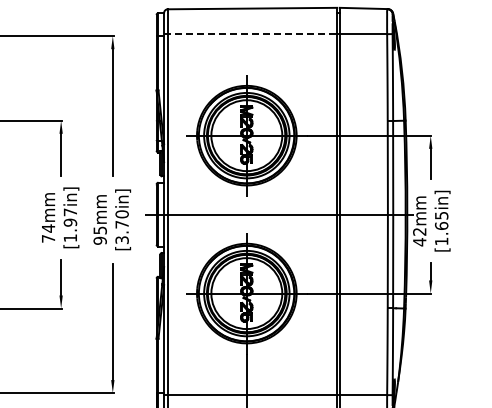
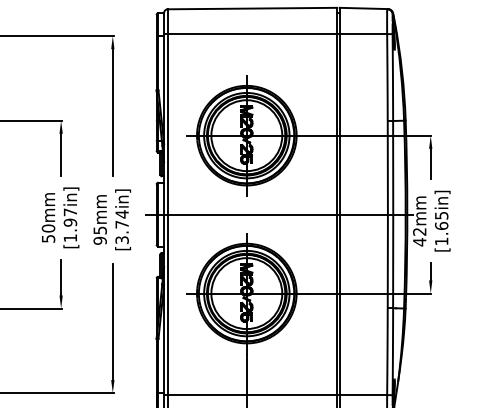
line: dashed -> solid (251, 34)
text: [3.70in] -> [3.74in] (121, 214)
text: 74mm -> 50mm (48, 233)
